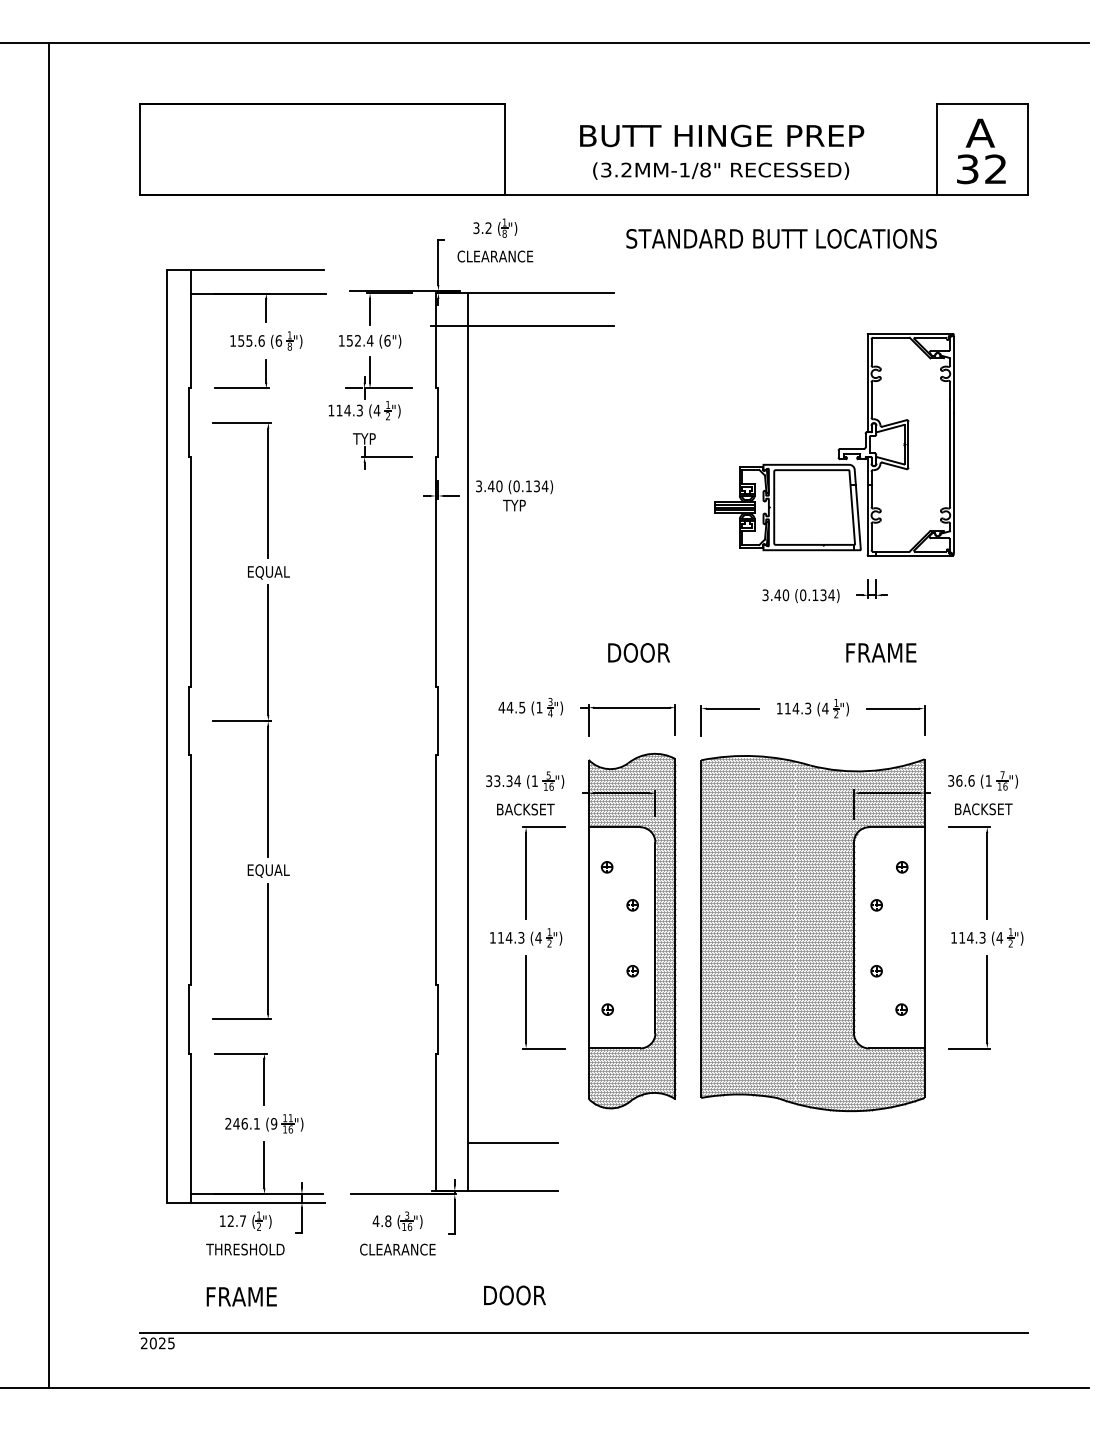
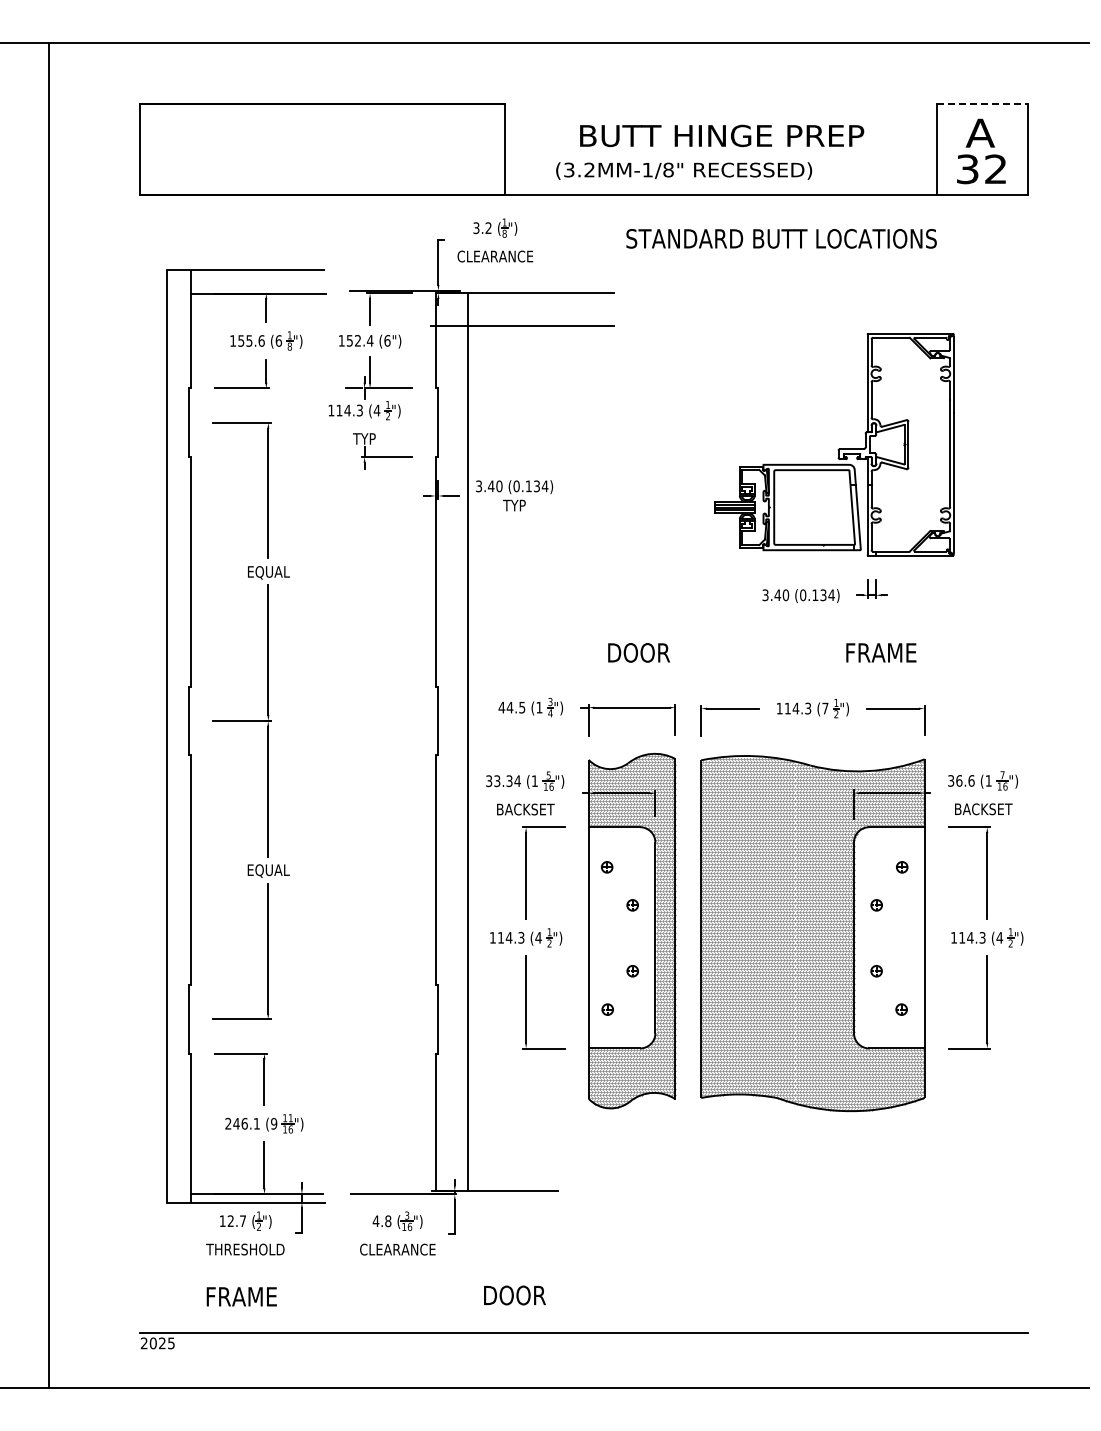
line: solid -> dashed (982, 103)
text position: (721, 170) -> (684, 170) (684, 170)
text: (4 -> (7 (825, 708)
line: present -> none (512, 1142)
